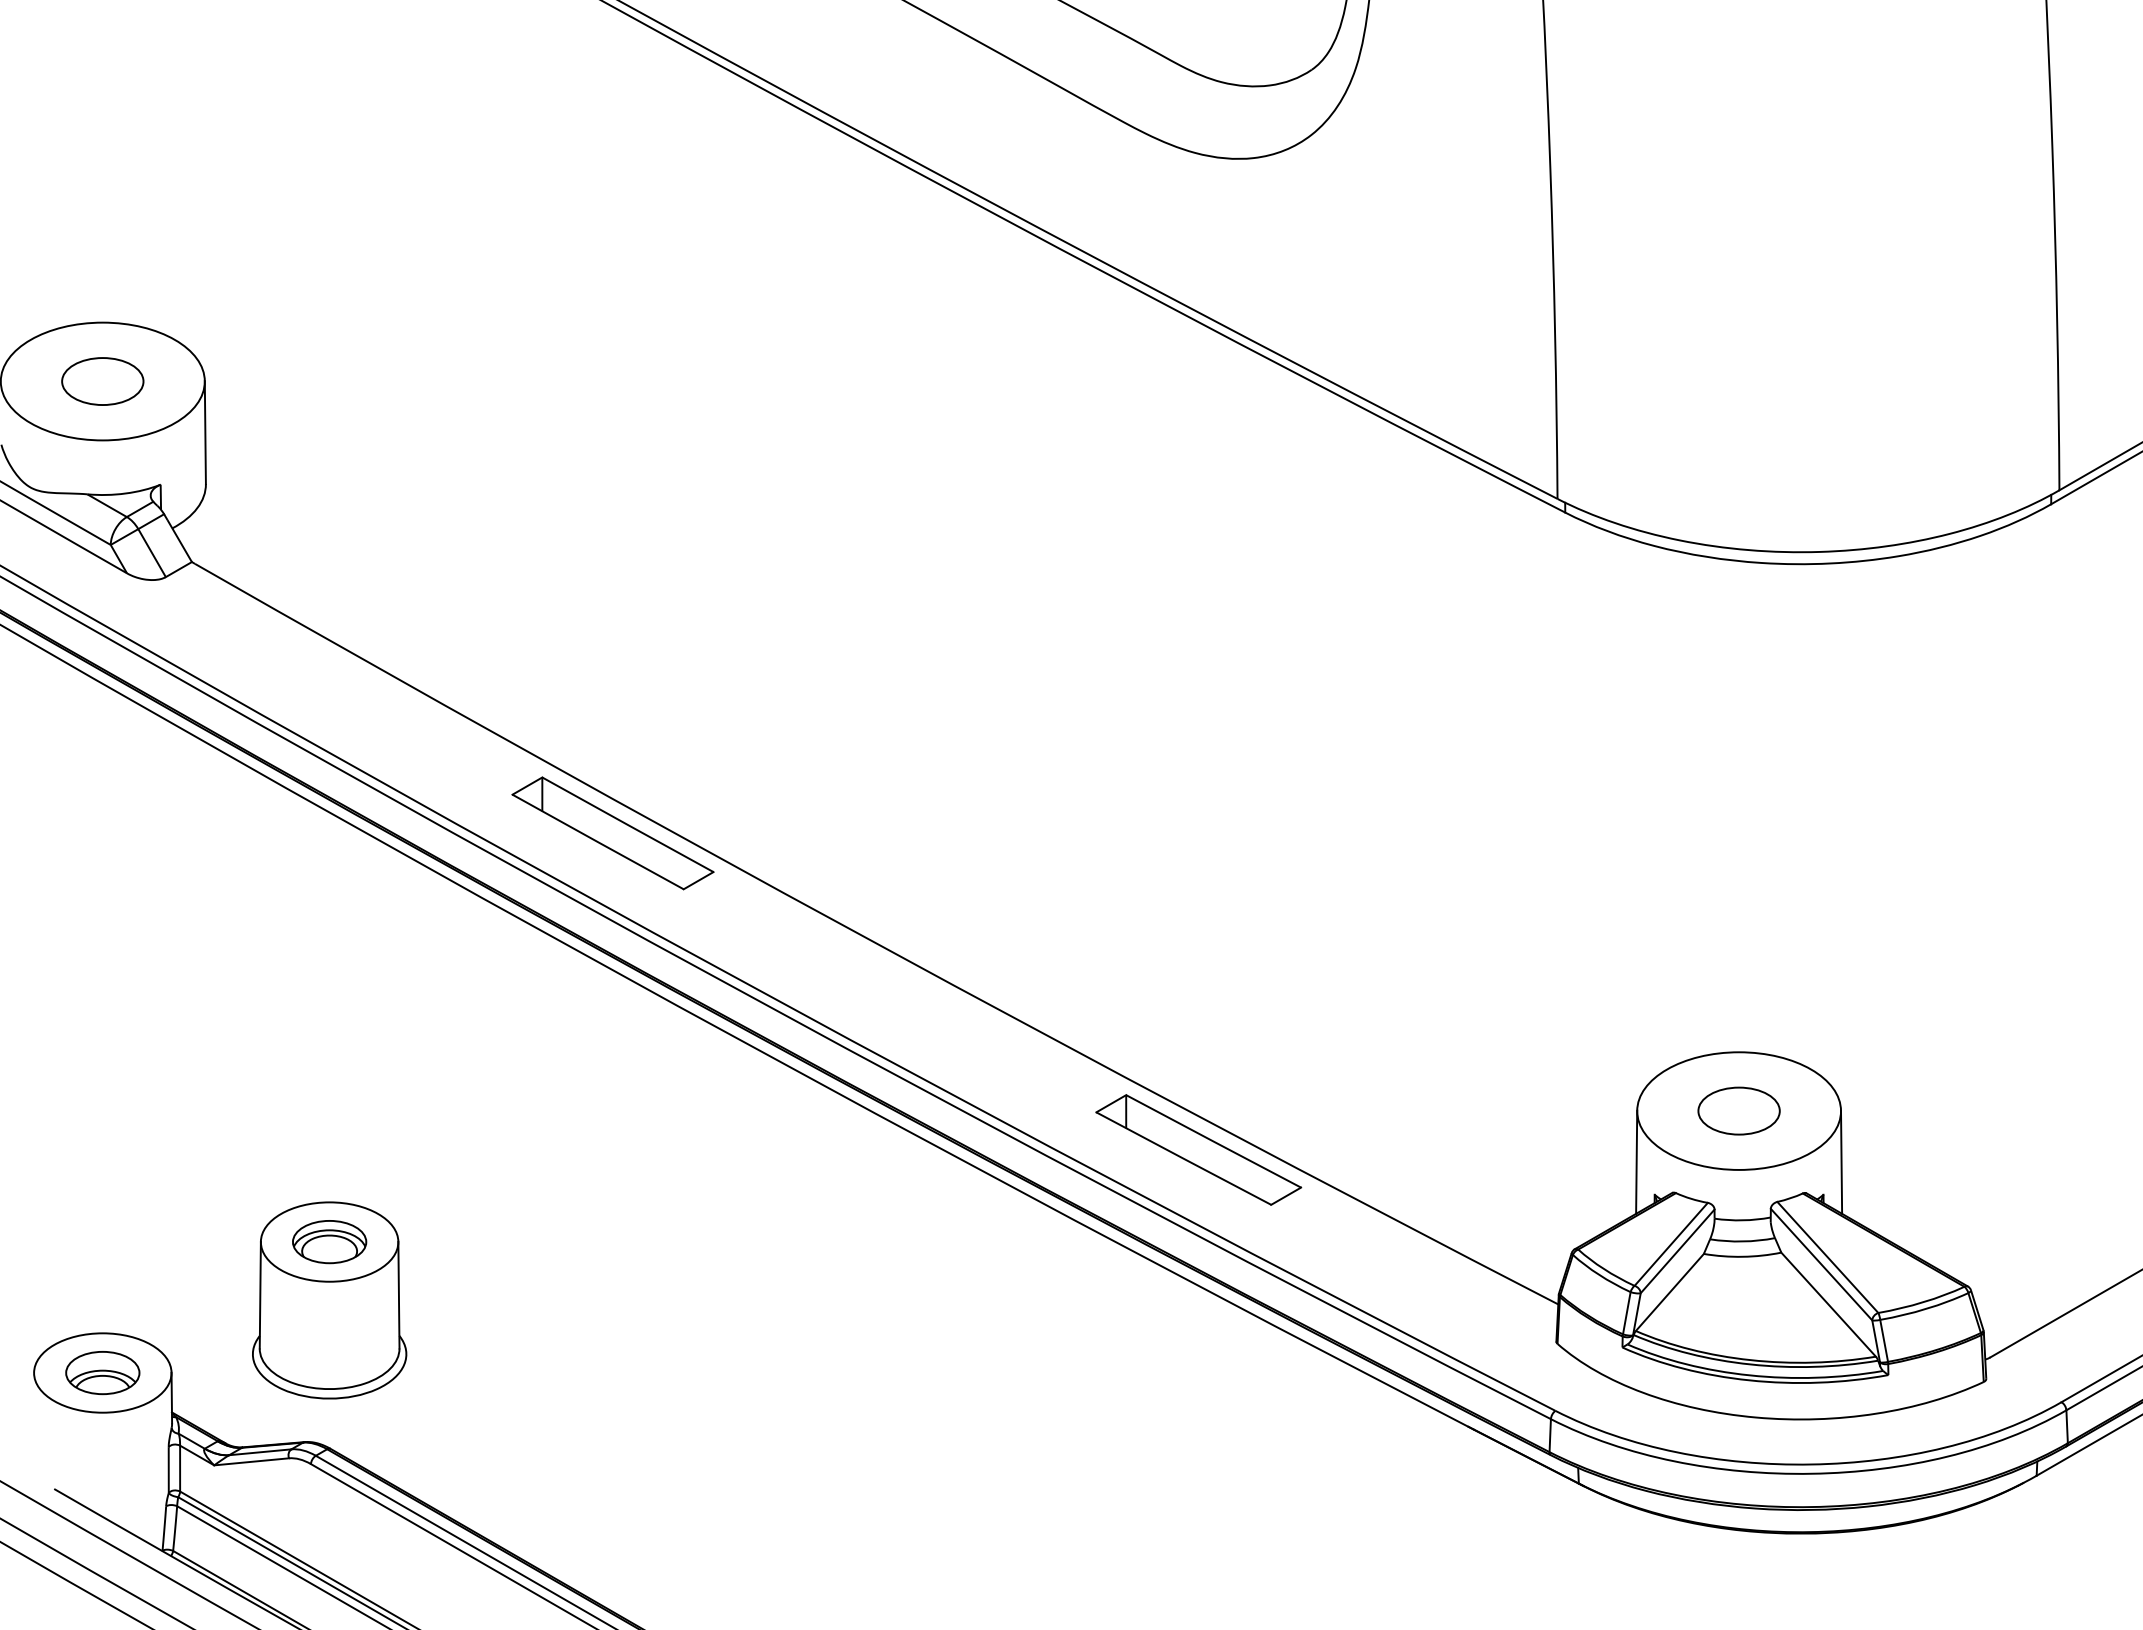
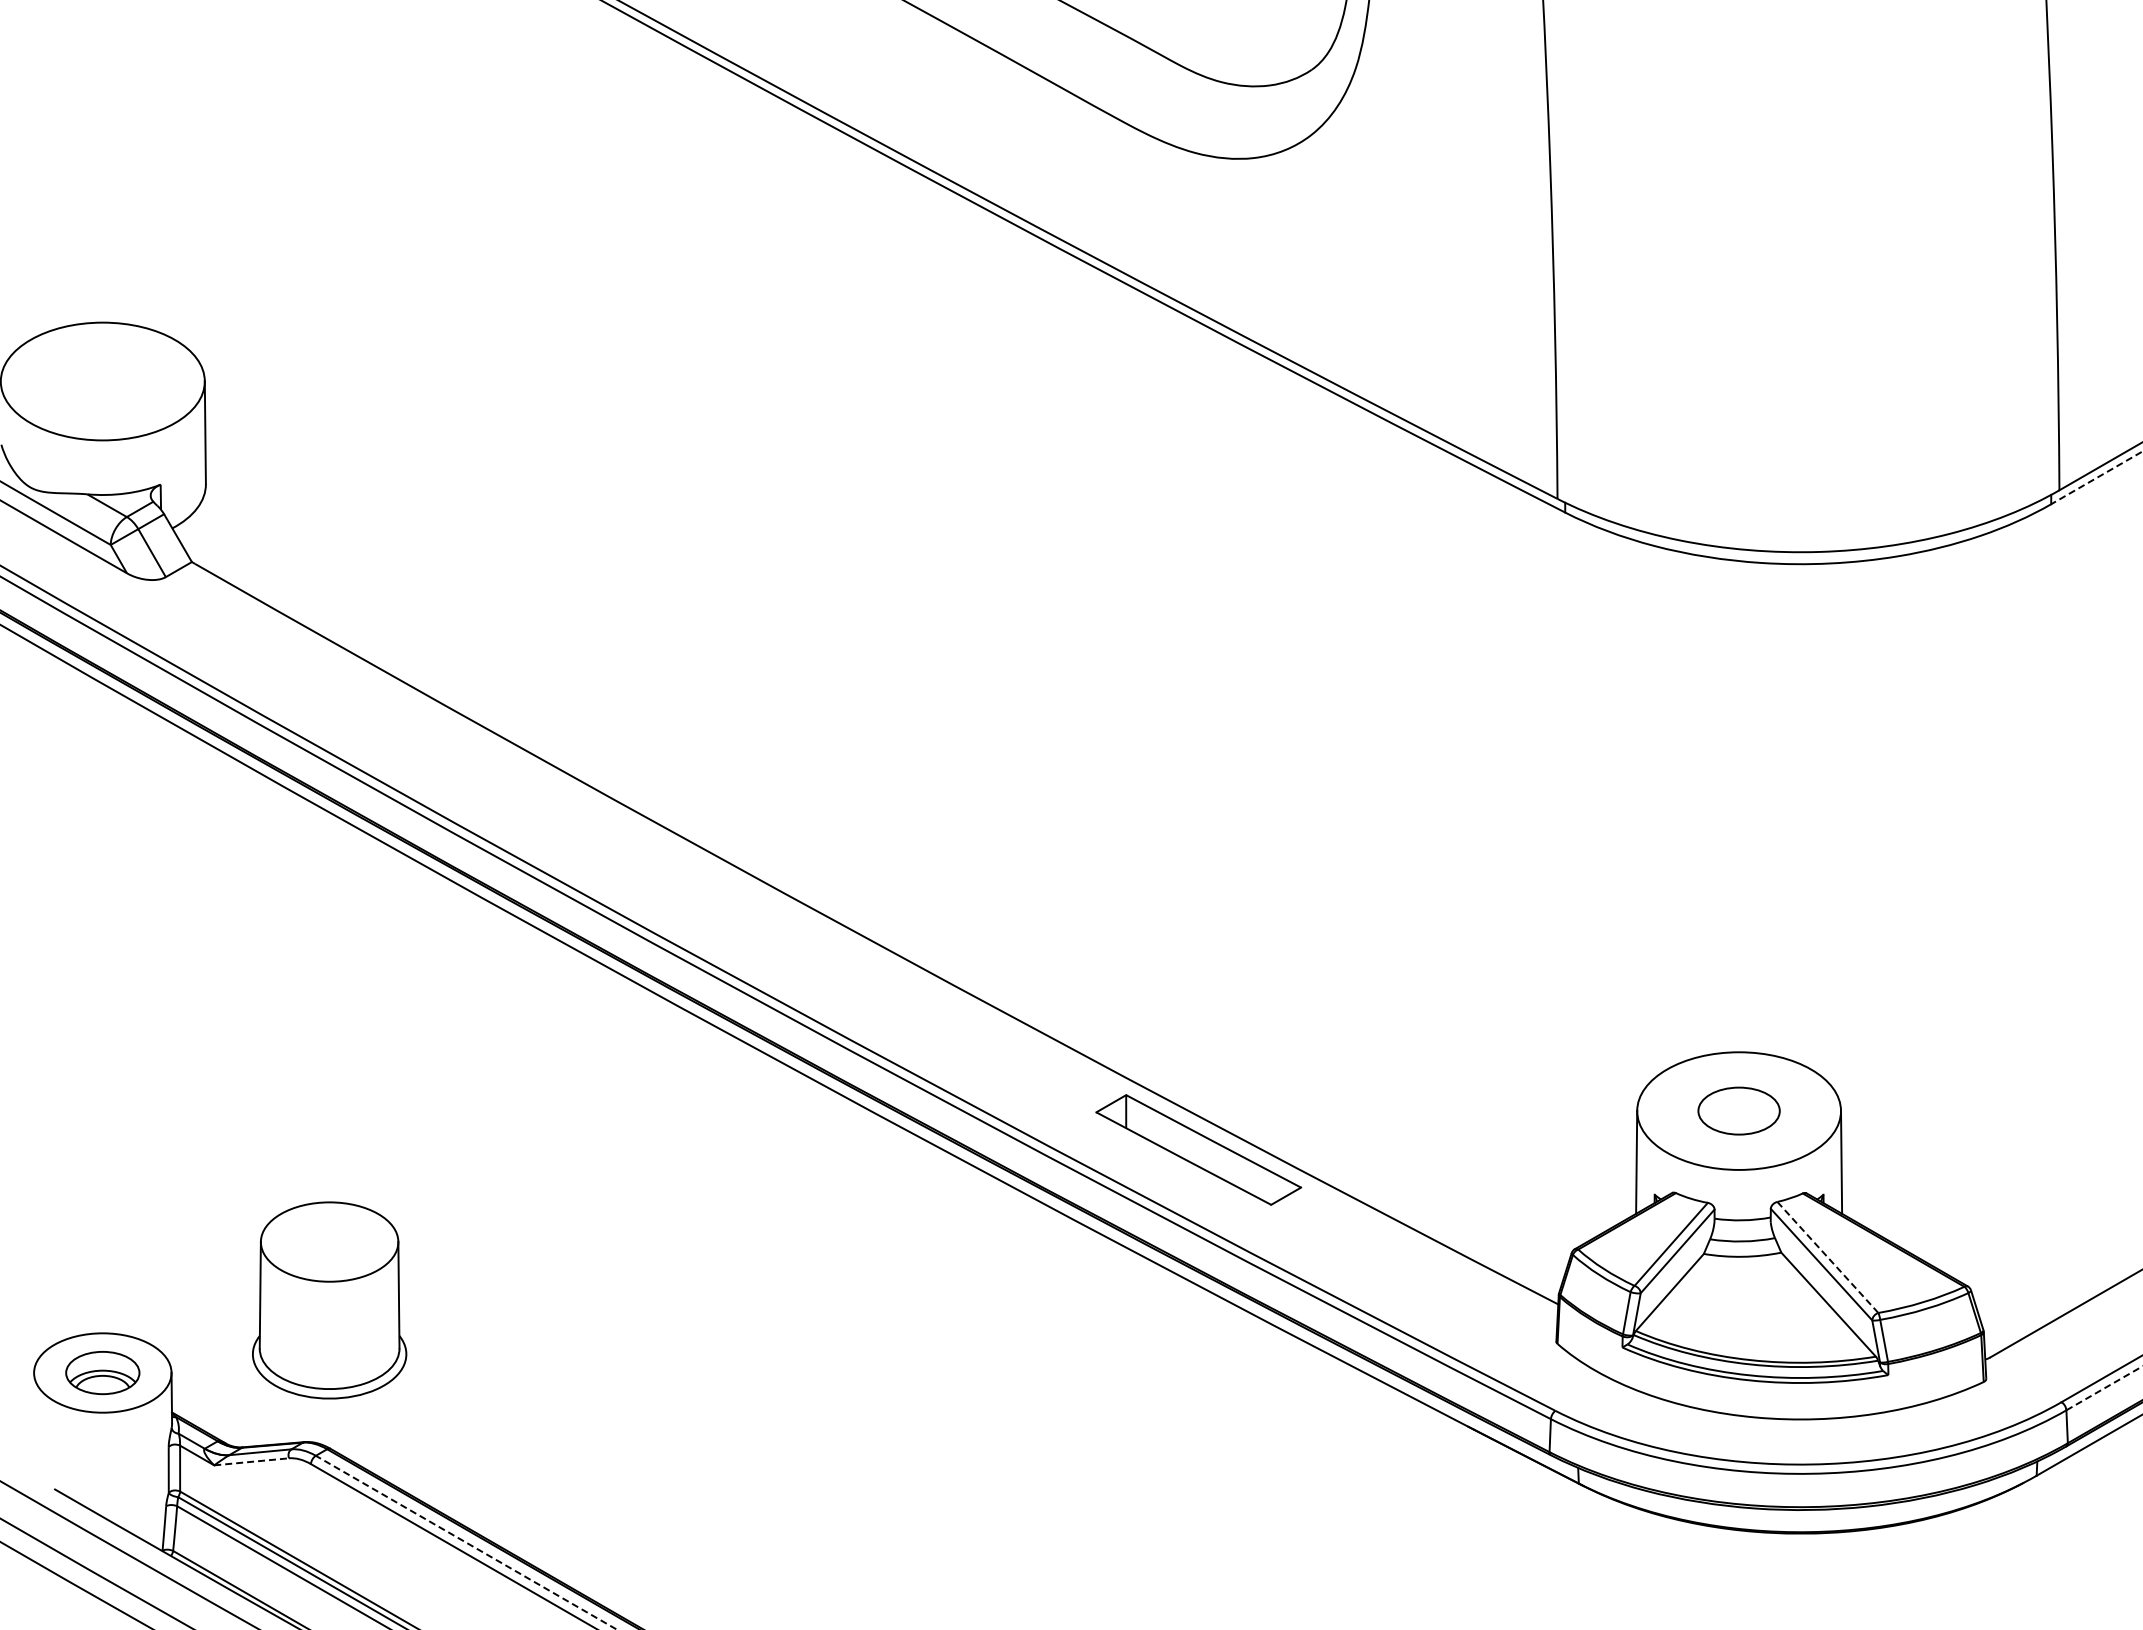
part: present -> none (102, 381)
line: solid -> dashed (2097, 477)
part: present -> none (612, 833)
part: present -> none (329, 1242)
line: solid -> dashed (1827, 1257)
line: solid -> dashed (2104, 1388)
line: solid -> dashed (251, 1461)
line: solid -> dashed (466, 1542)
